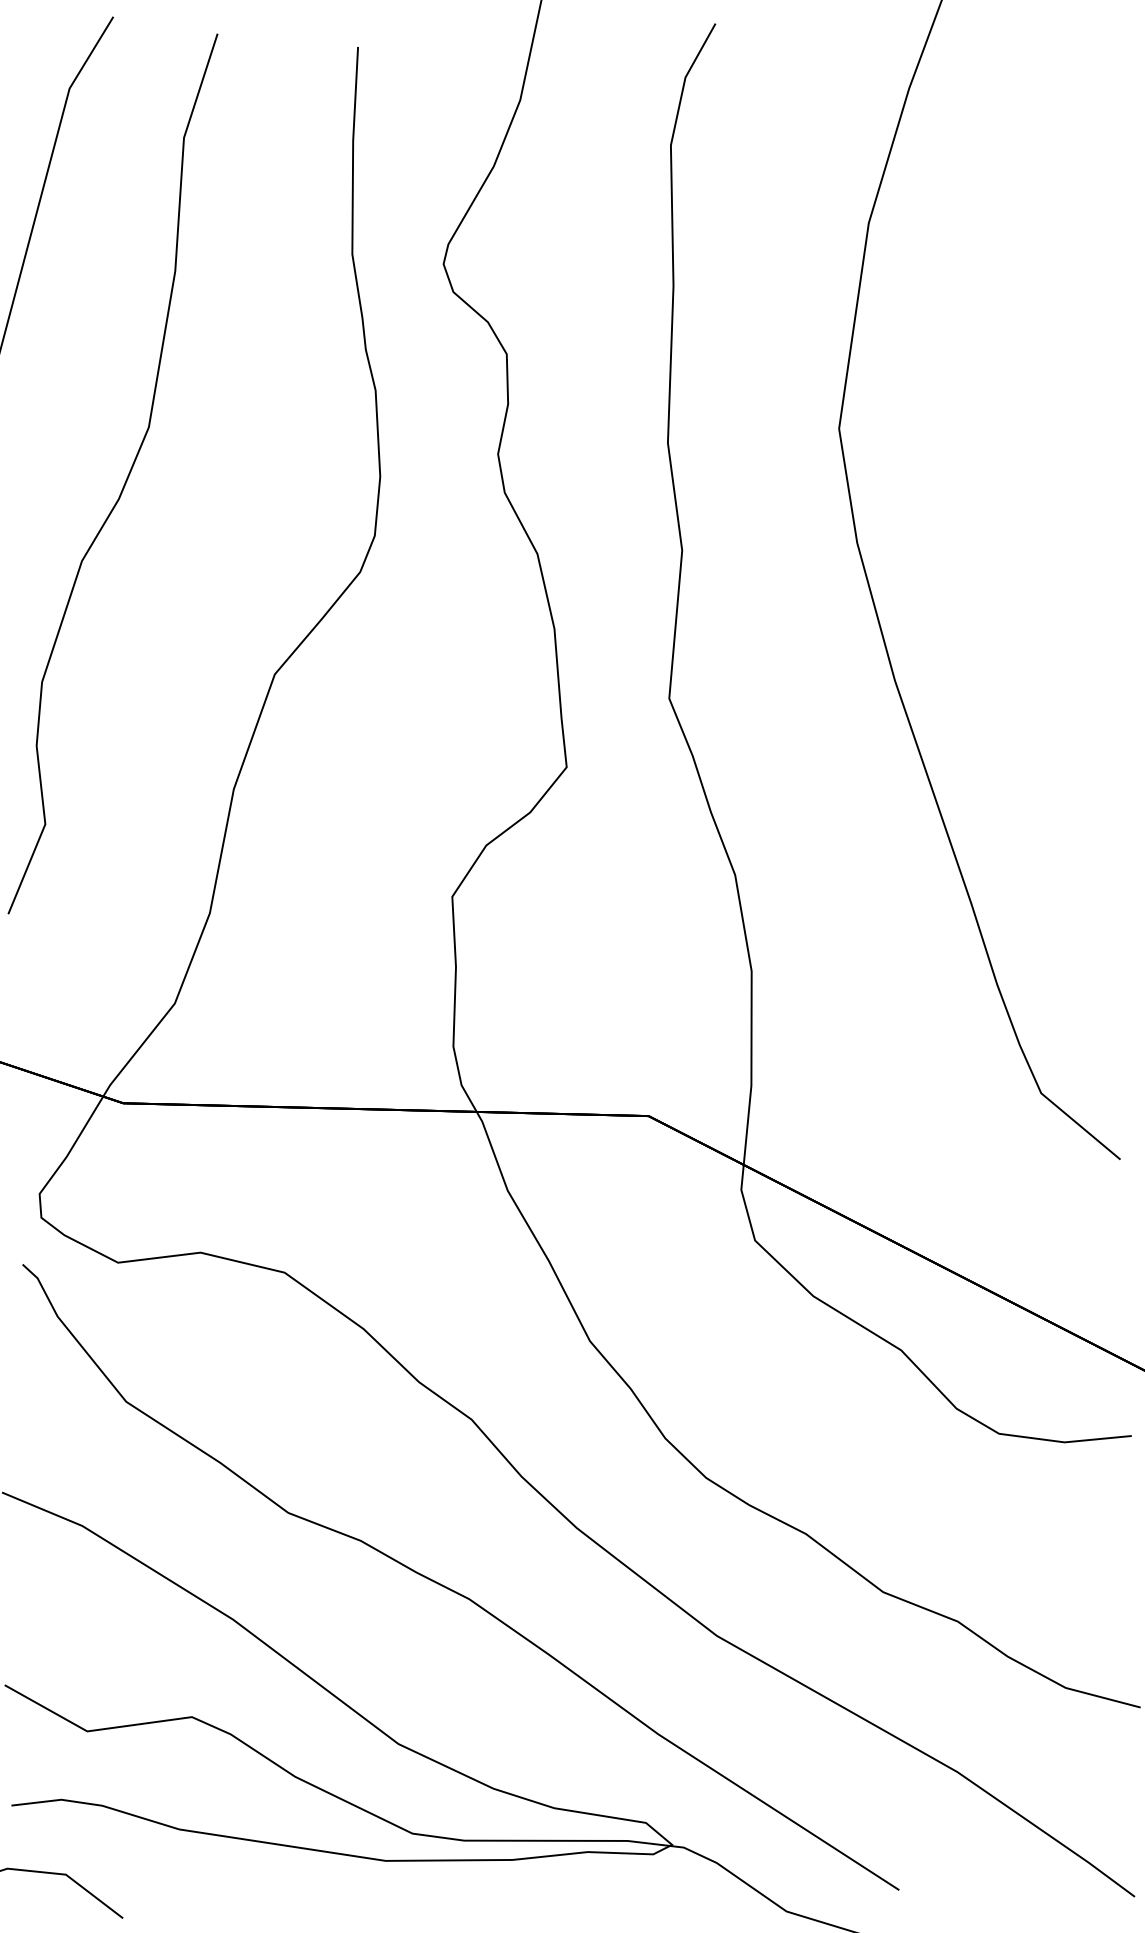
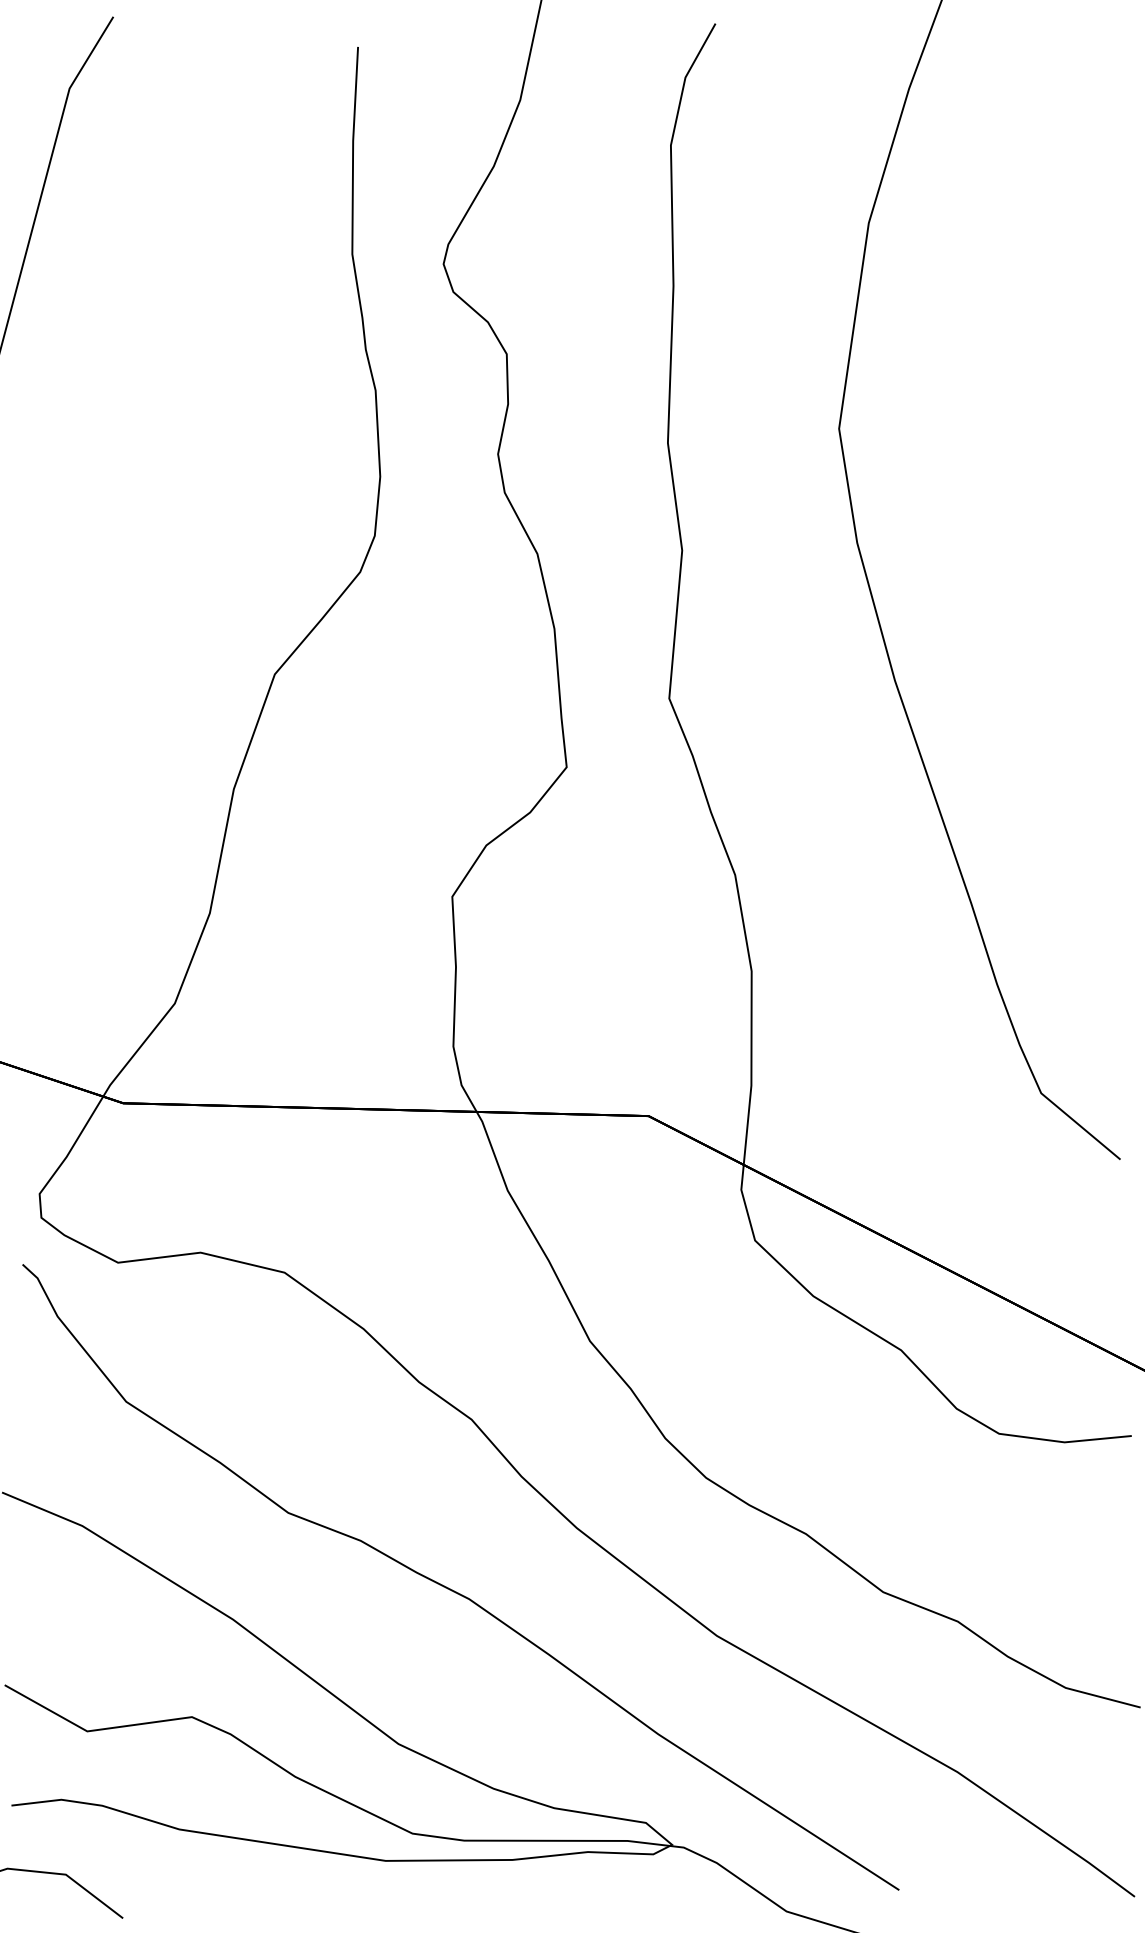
curve: present -> none (126, 477)
